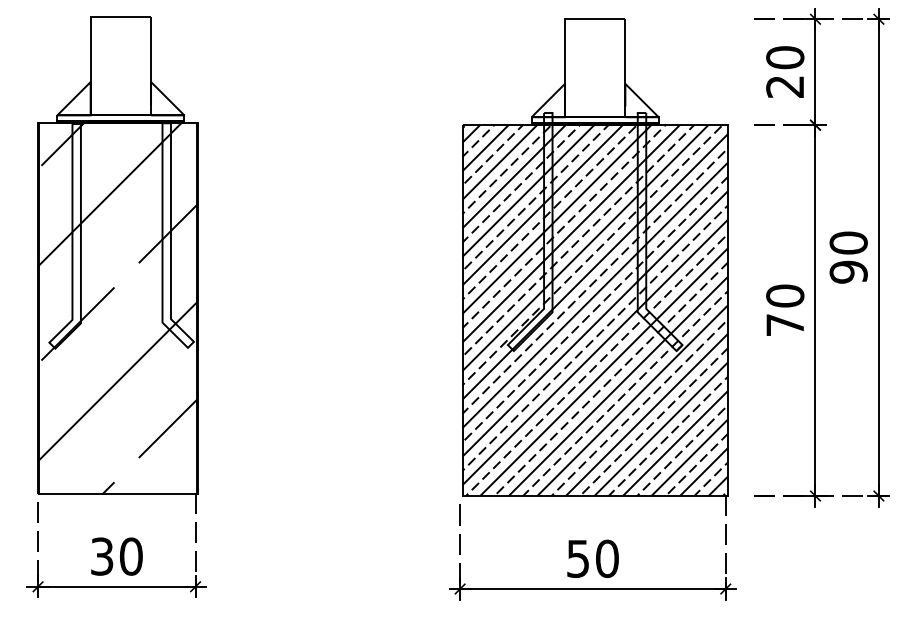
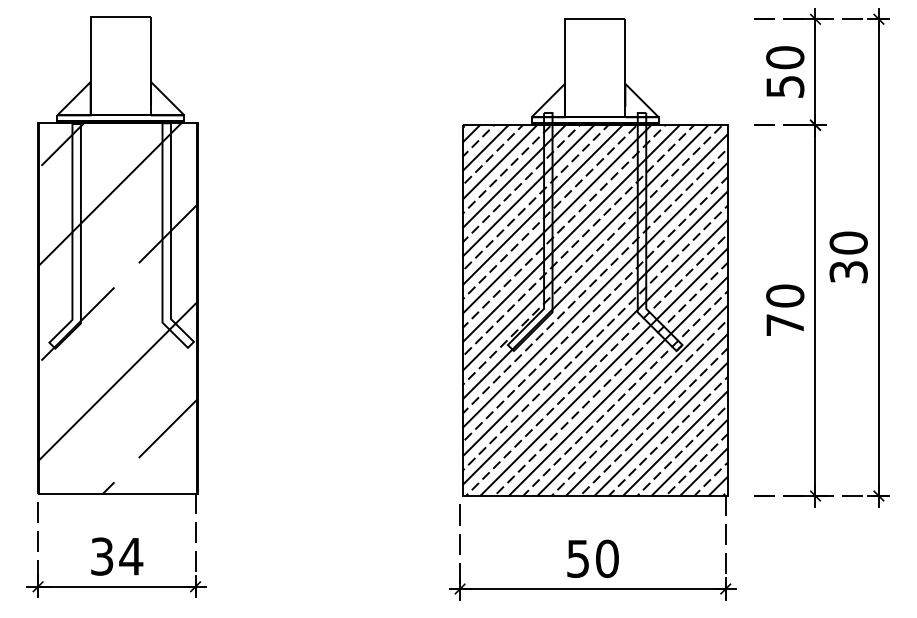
text: 20 -> 50 (785, 86)
text: 90 -> 30 (848, 271)
text: 30 -> 34 (131, 556)
